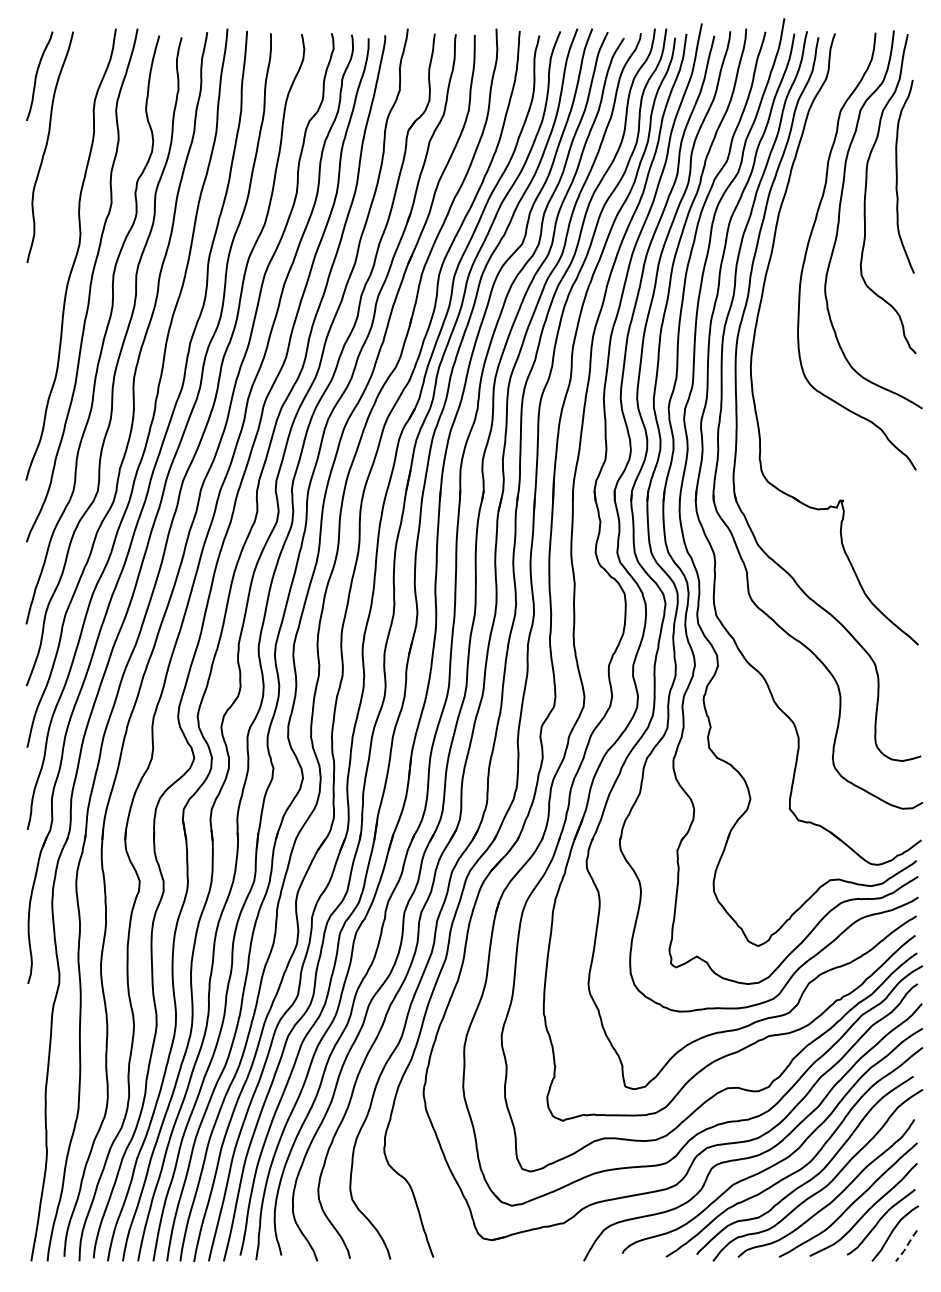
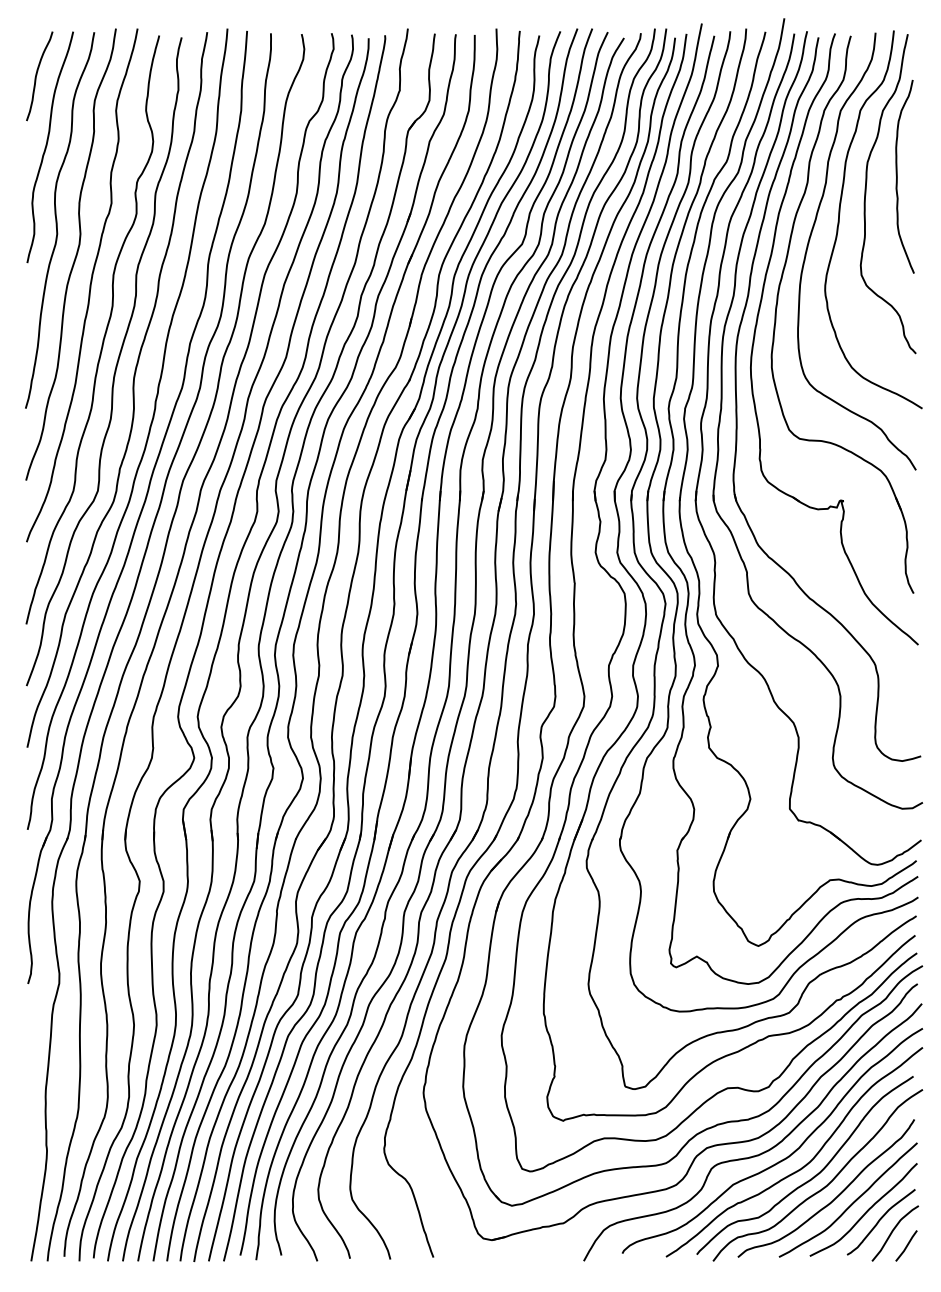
curve: none -> present (57, 220)
part: none -> present (777, 308)
line: dashed -> solid (906, 1246)
